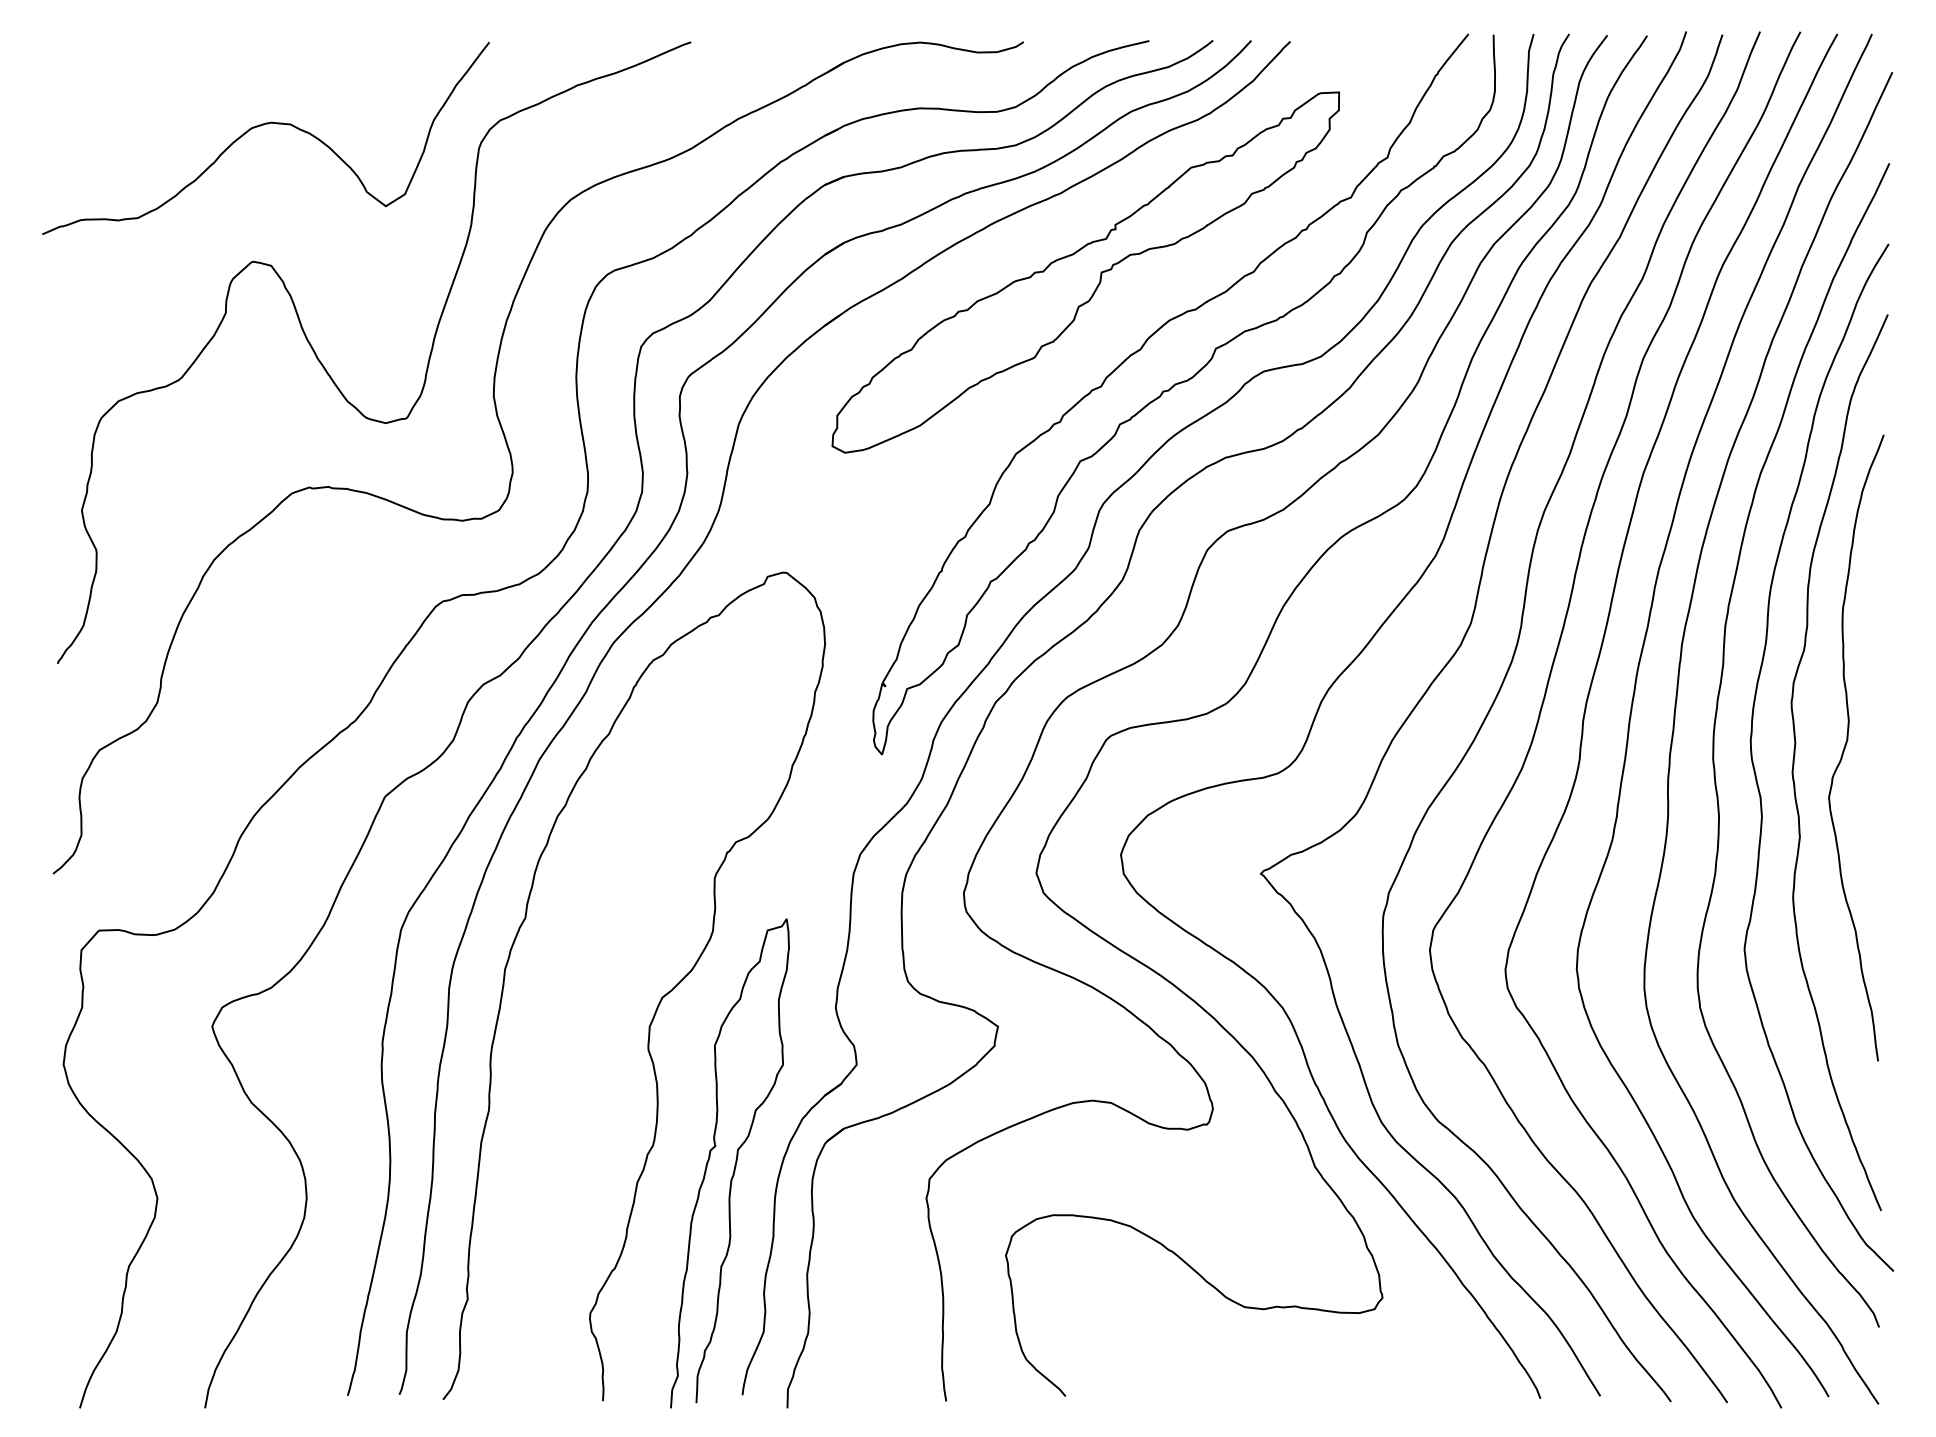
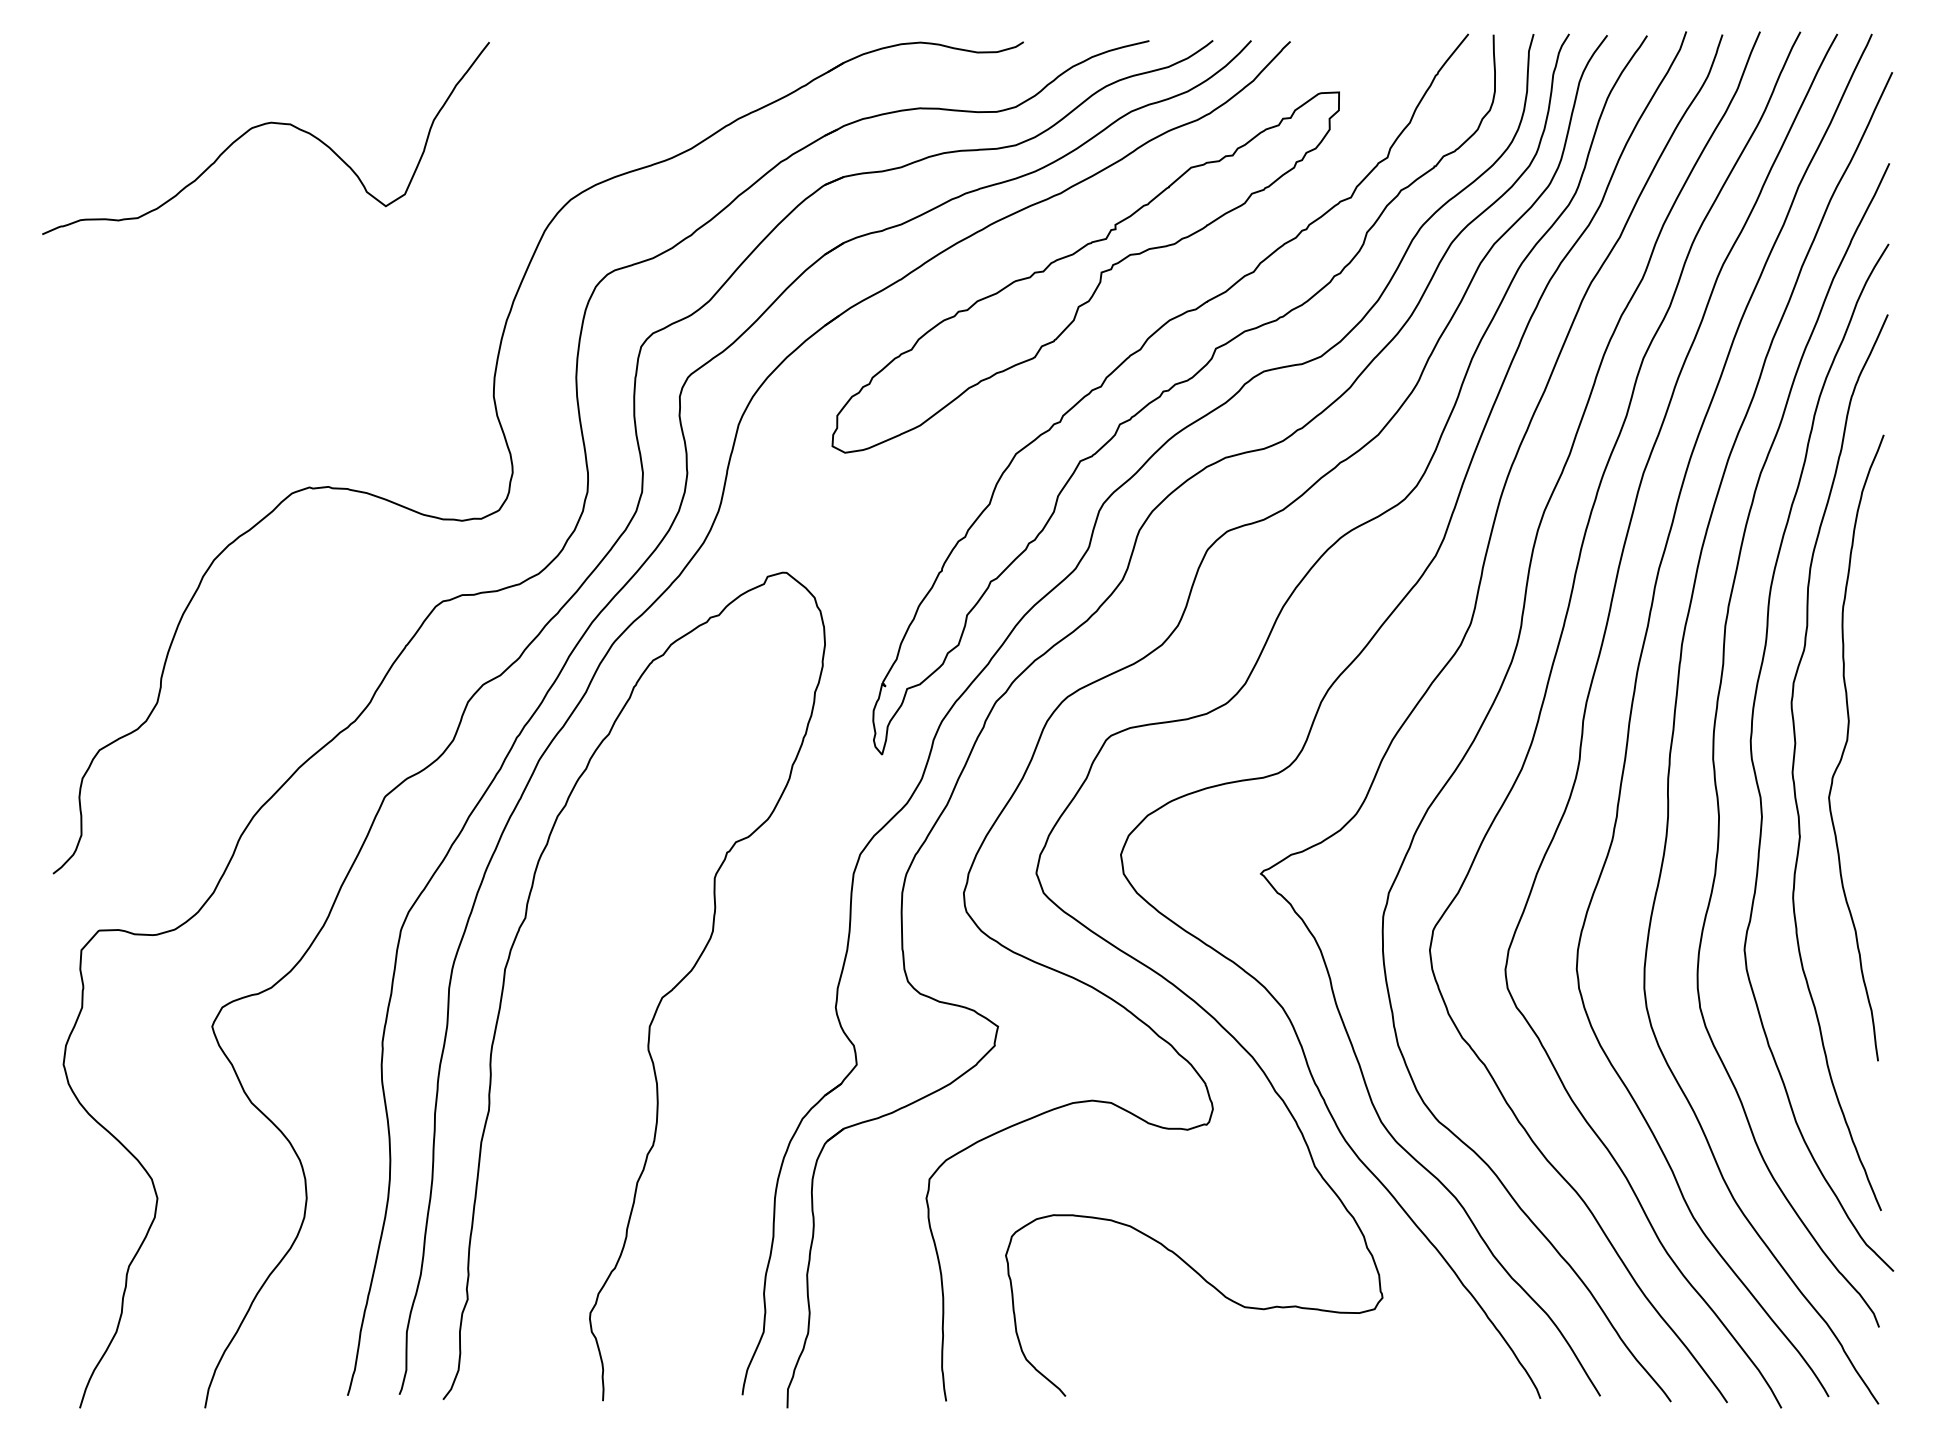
curve: present -> none (335, 382)
curve: present -> none (734, 1164)
